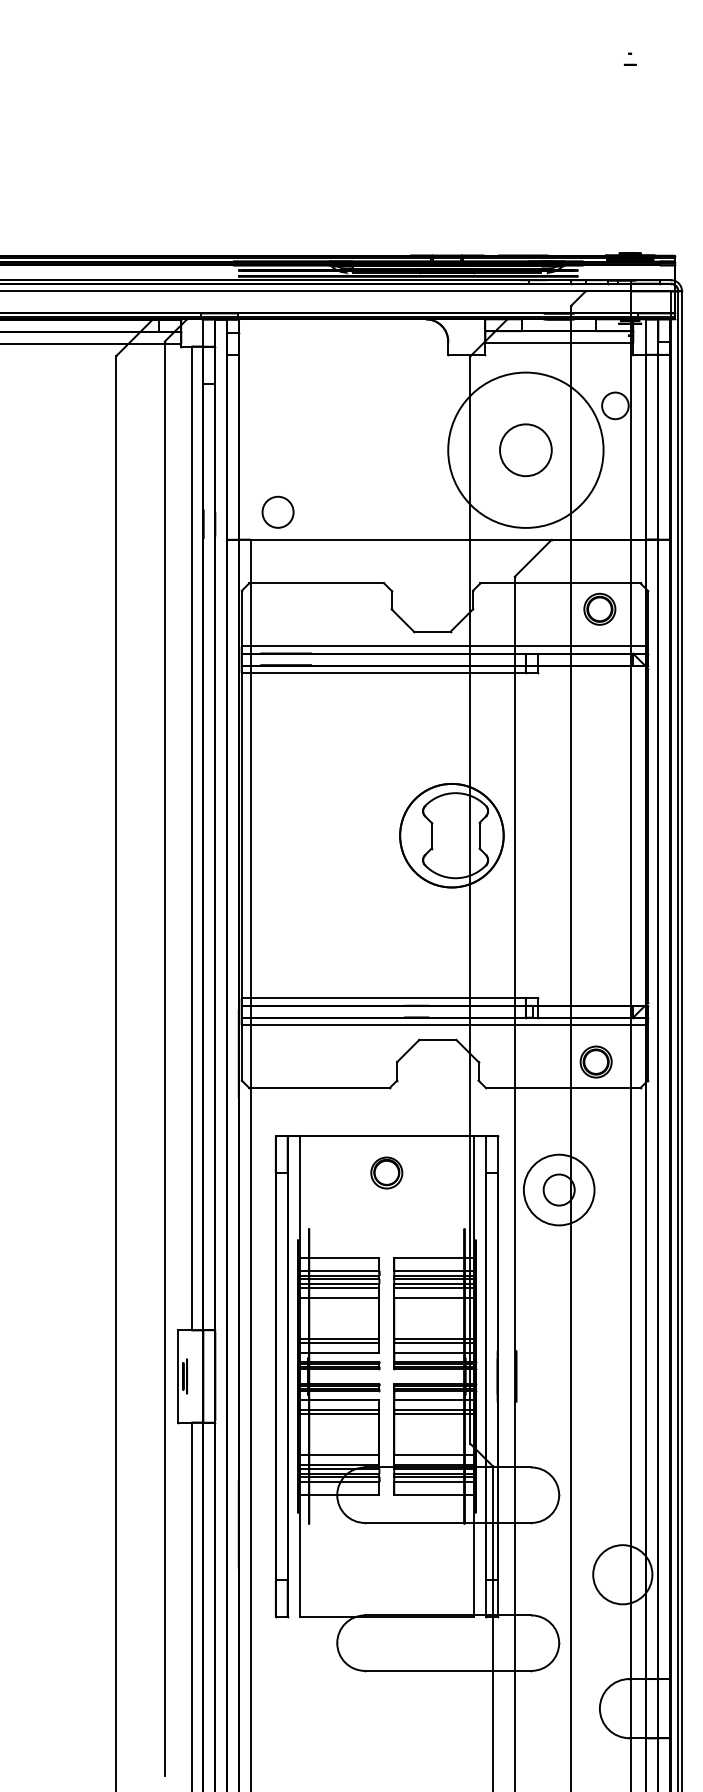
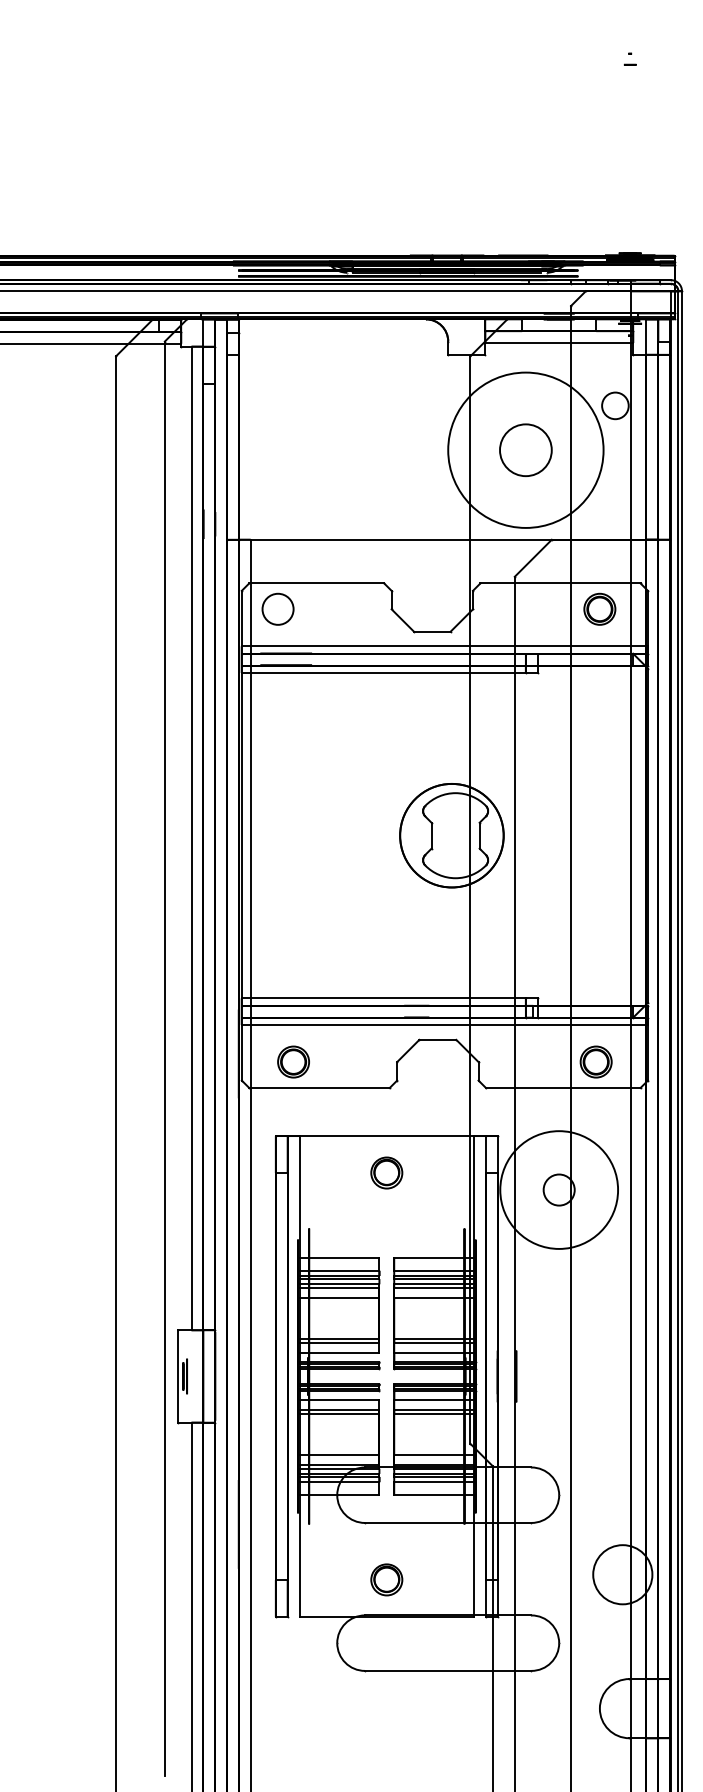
circle position: (277, 511) -> (277, 608) (277, 608)
part: none -> present (293, 1061)
circle diameter: 71 px -> 118 px (559, 1189)
part: none -> present (386, 1579)
